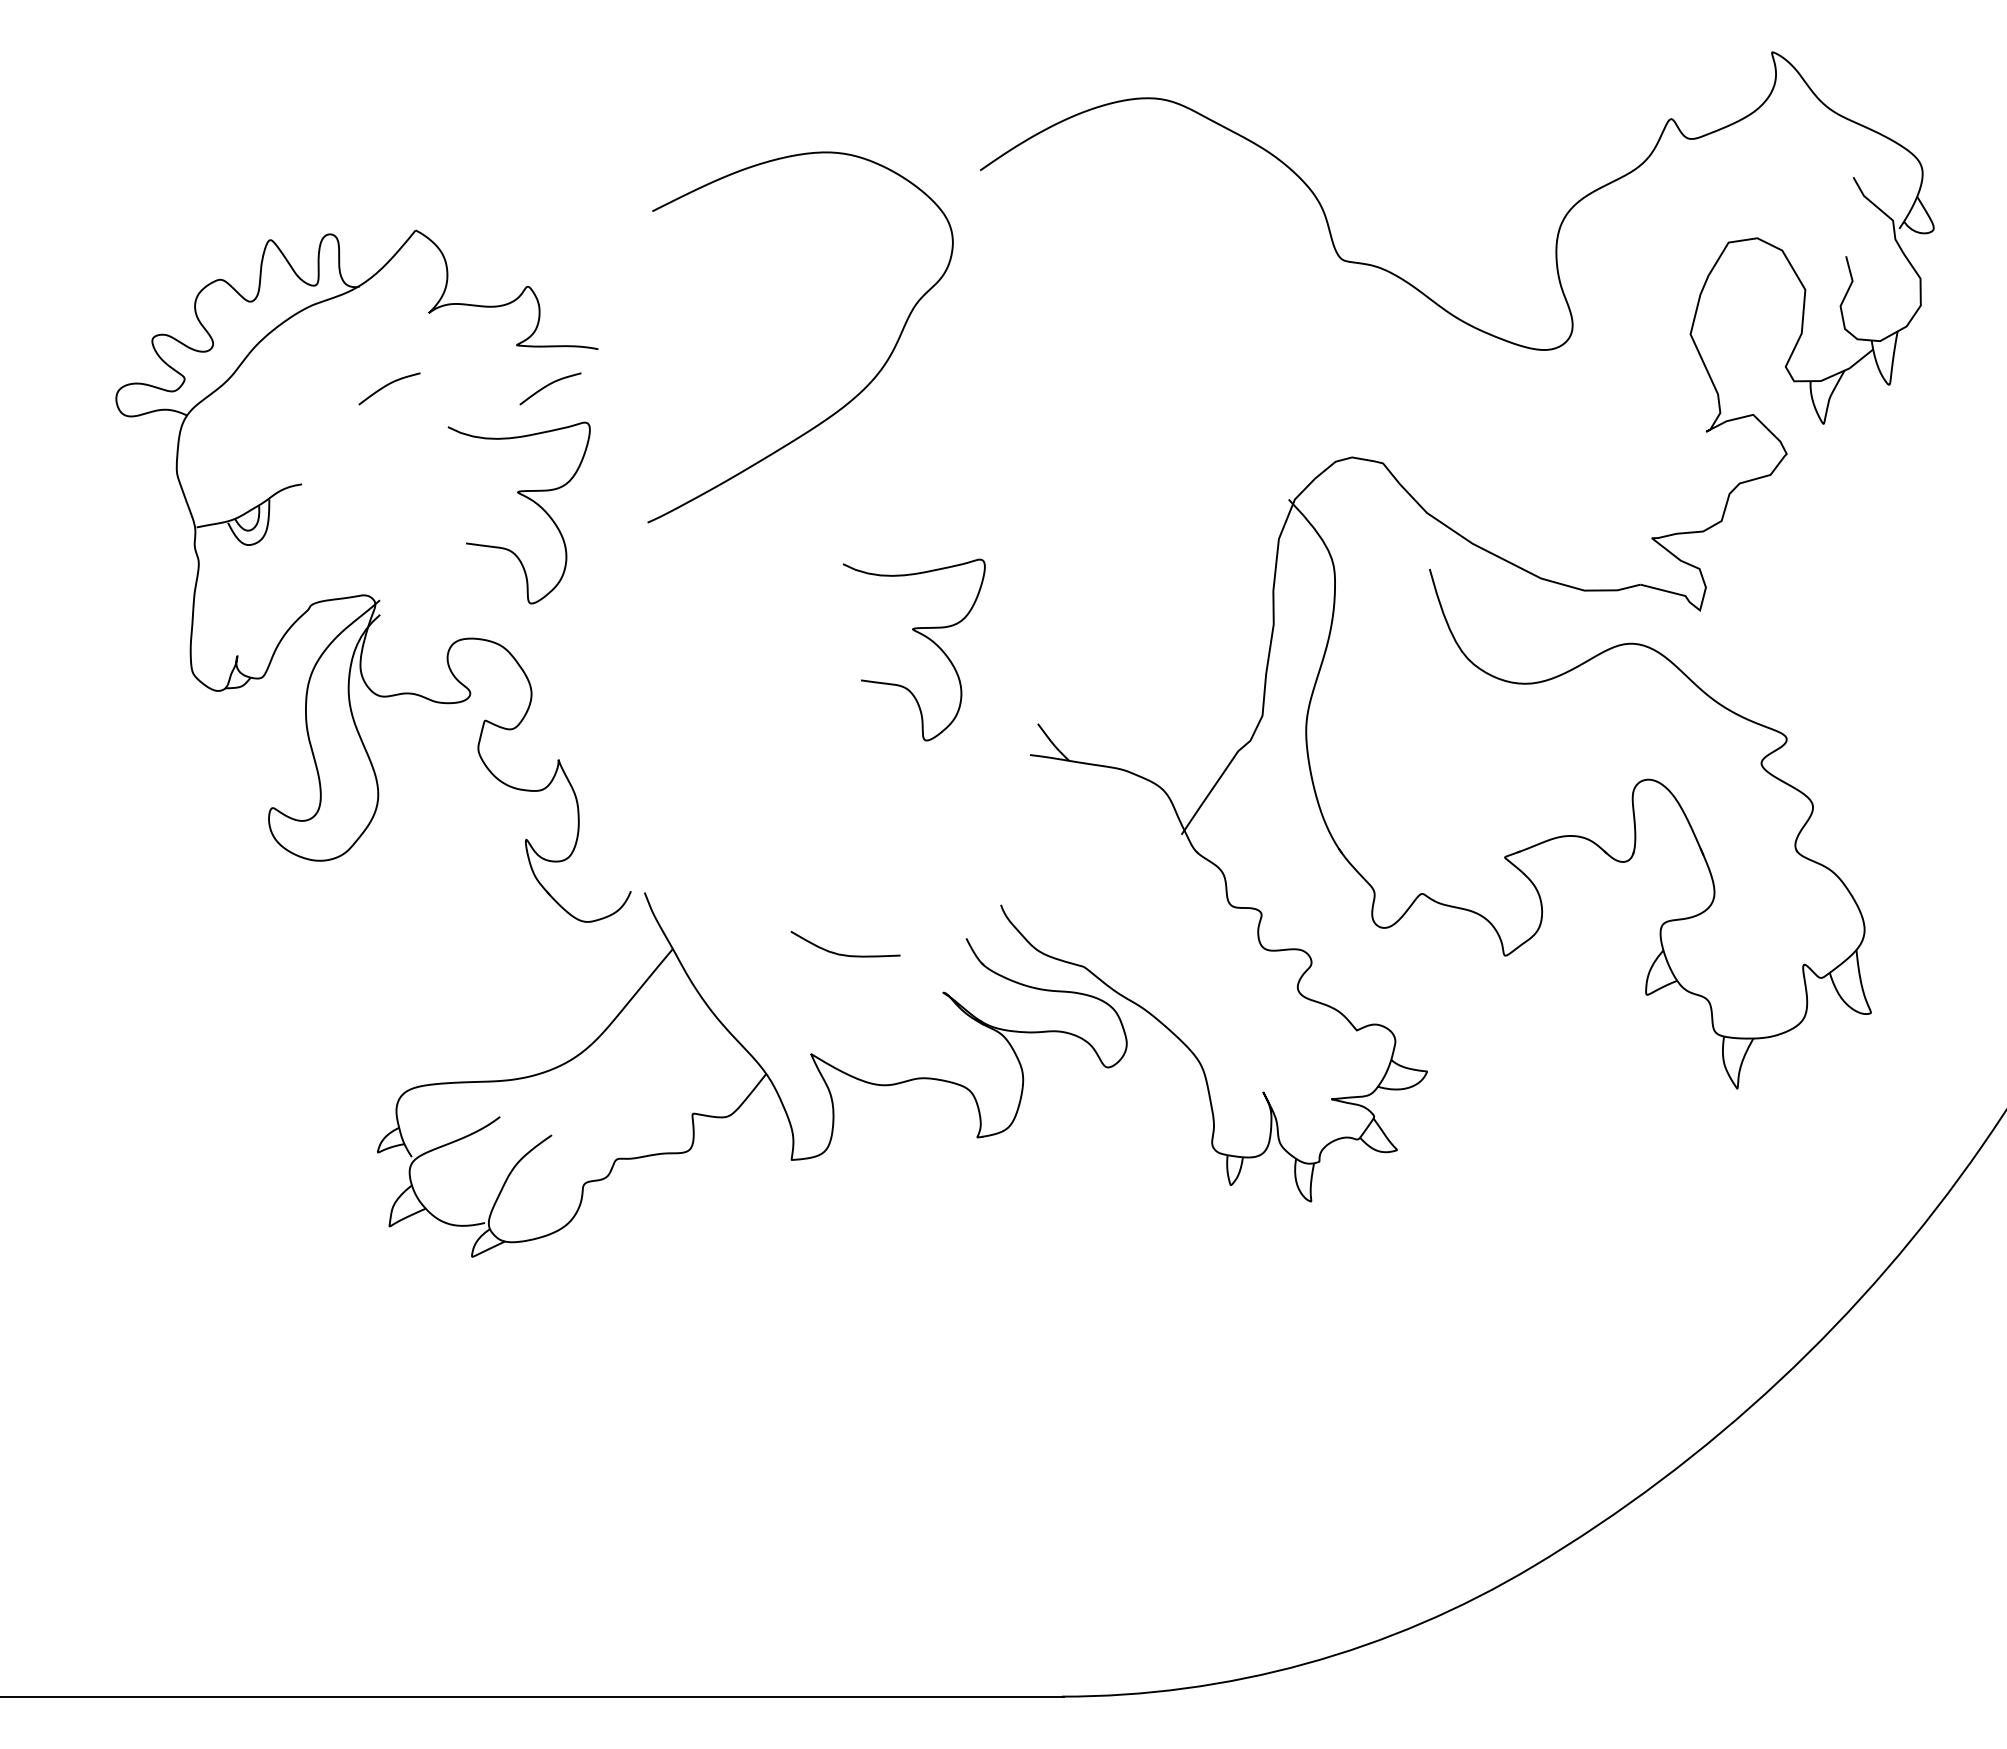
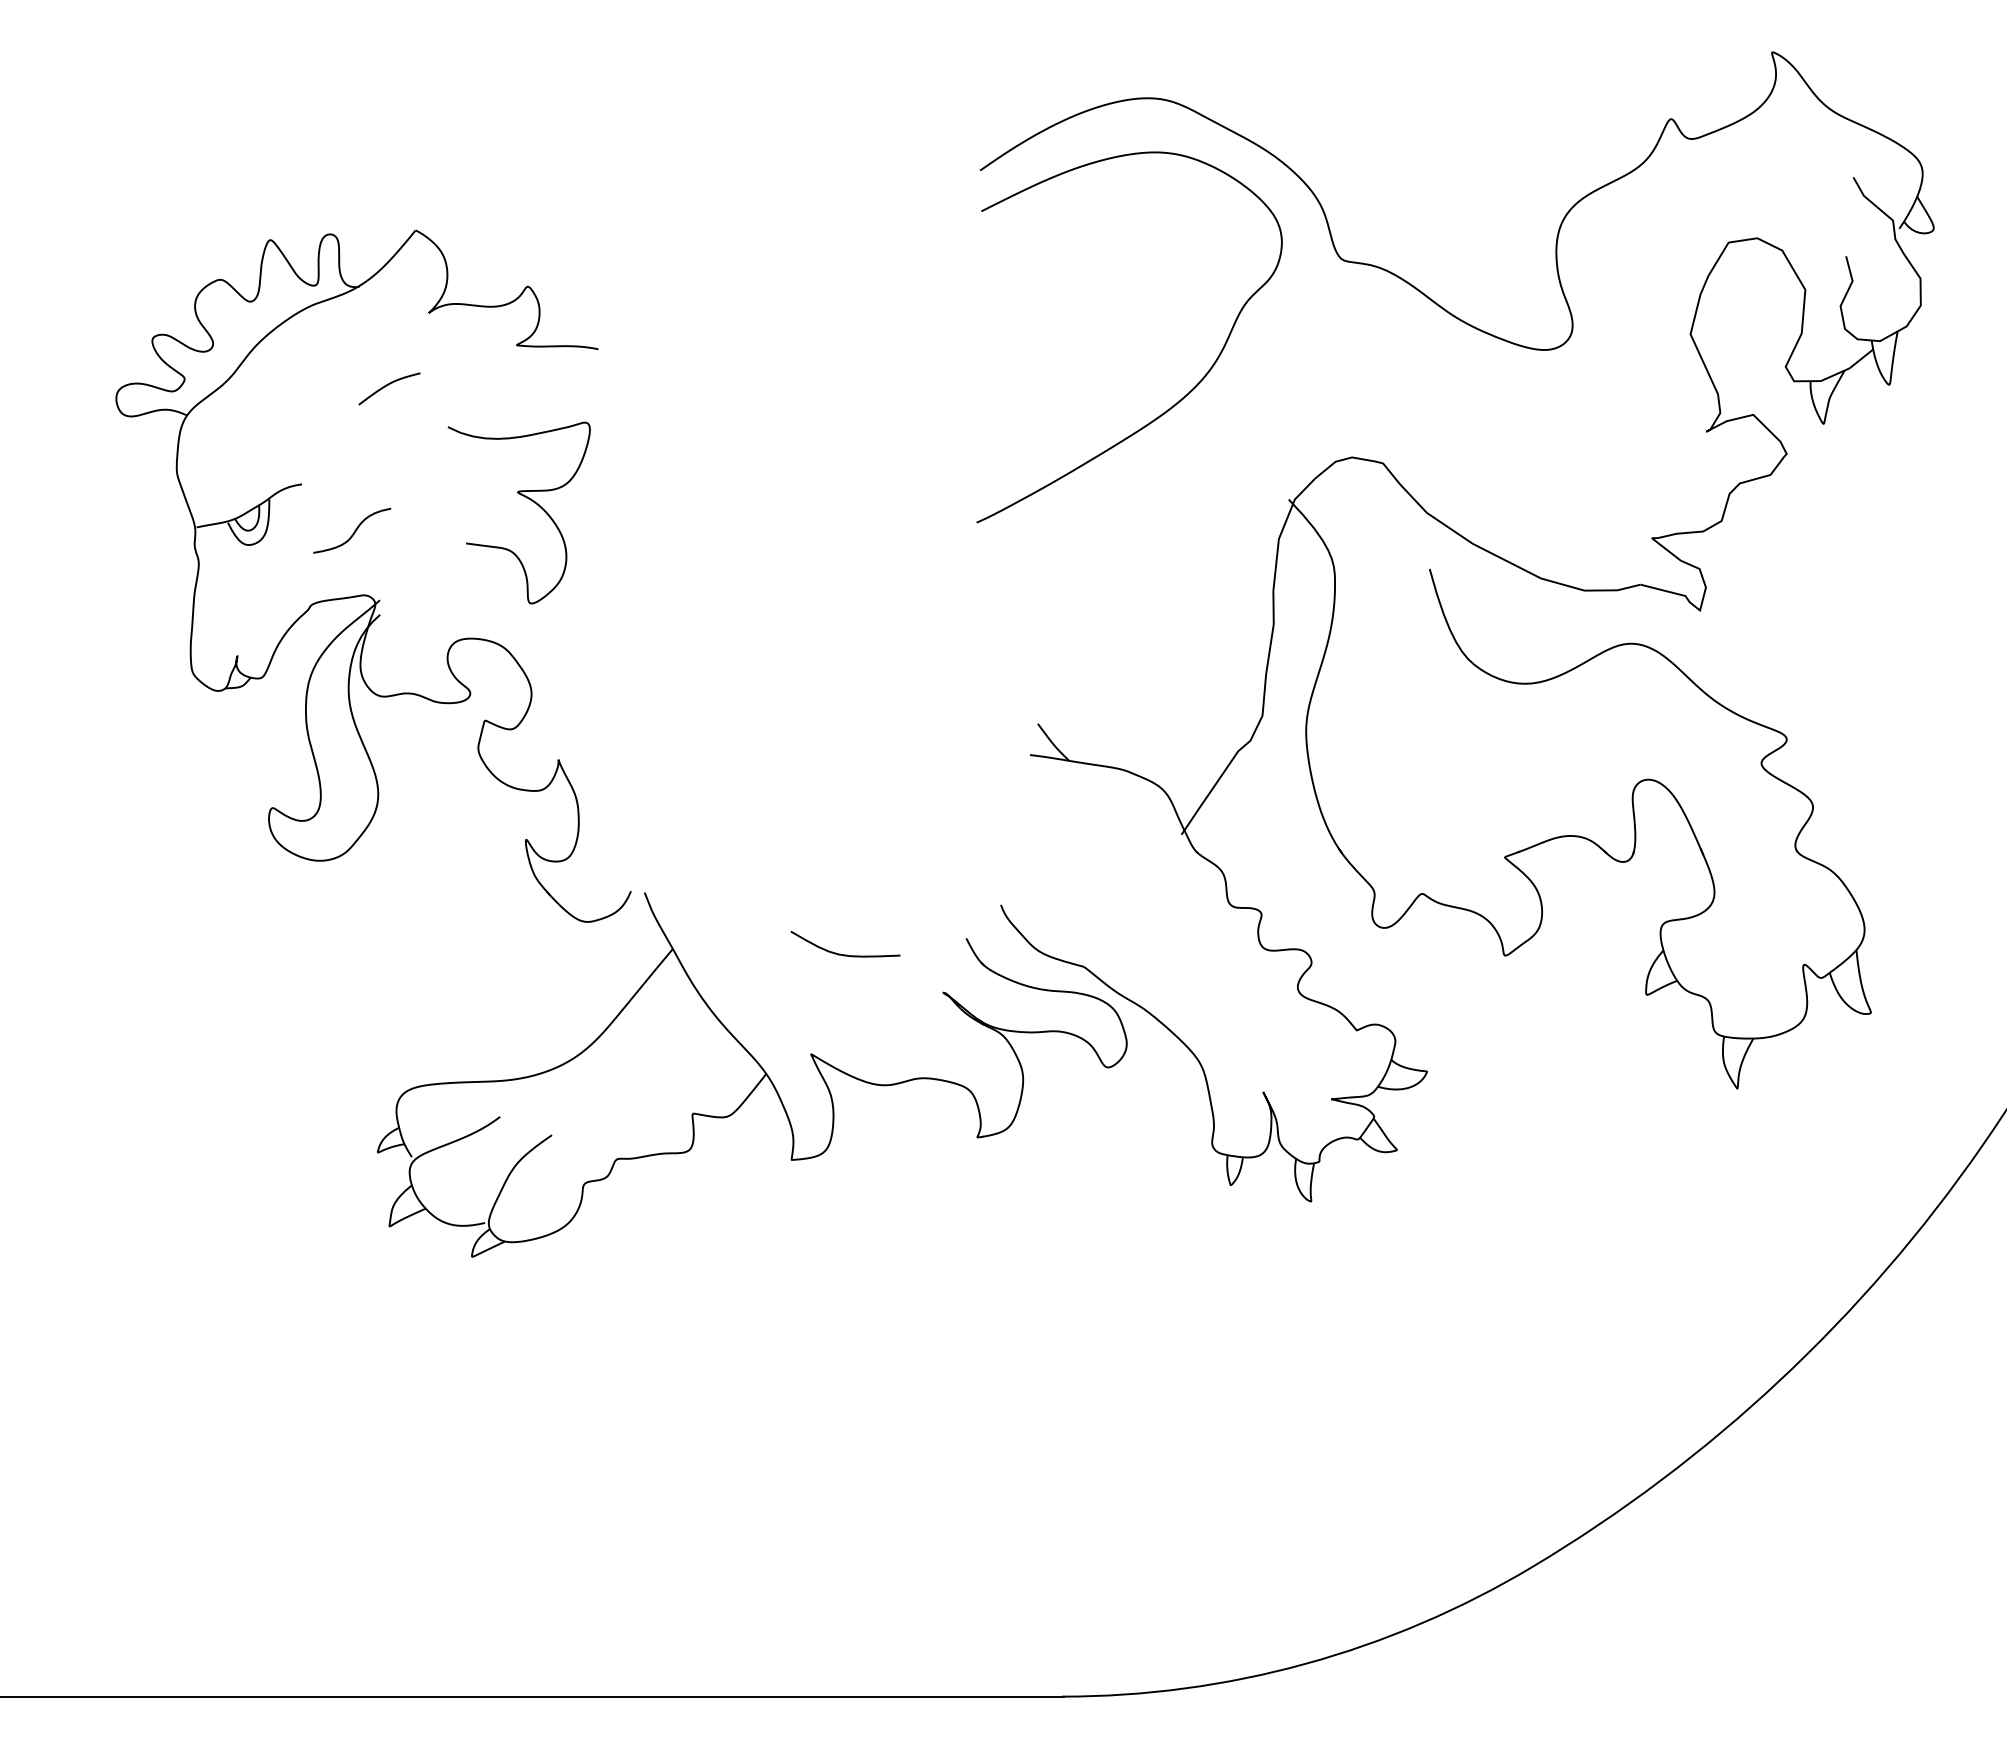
curve: present -> none (549, 385)
curve position: (855, 395) -> (1184, 395) (1184, 395)
curve: none -> present (354, 530)
curve: present -> none (921, 635)
